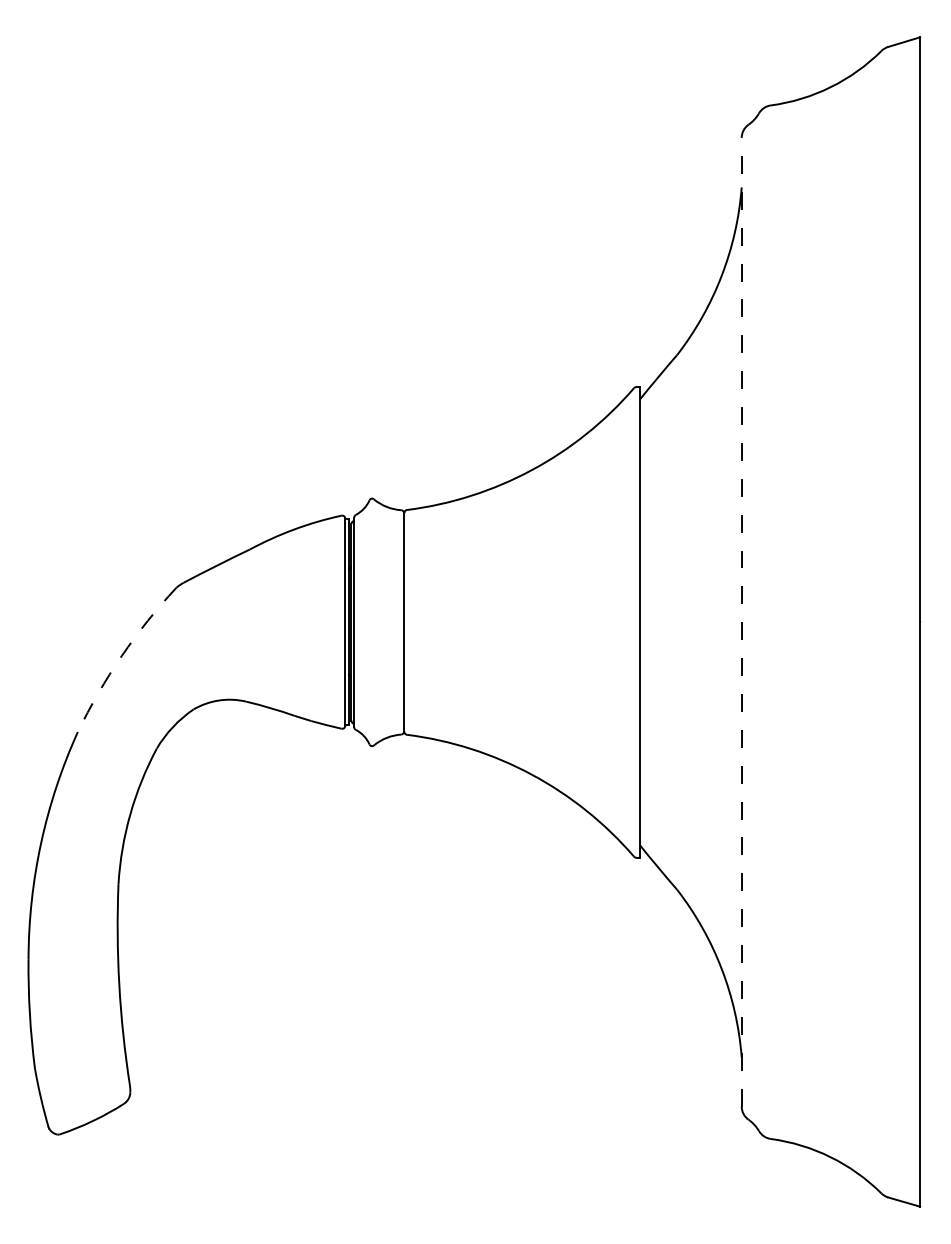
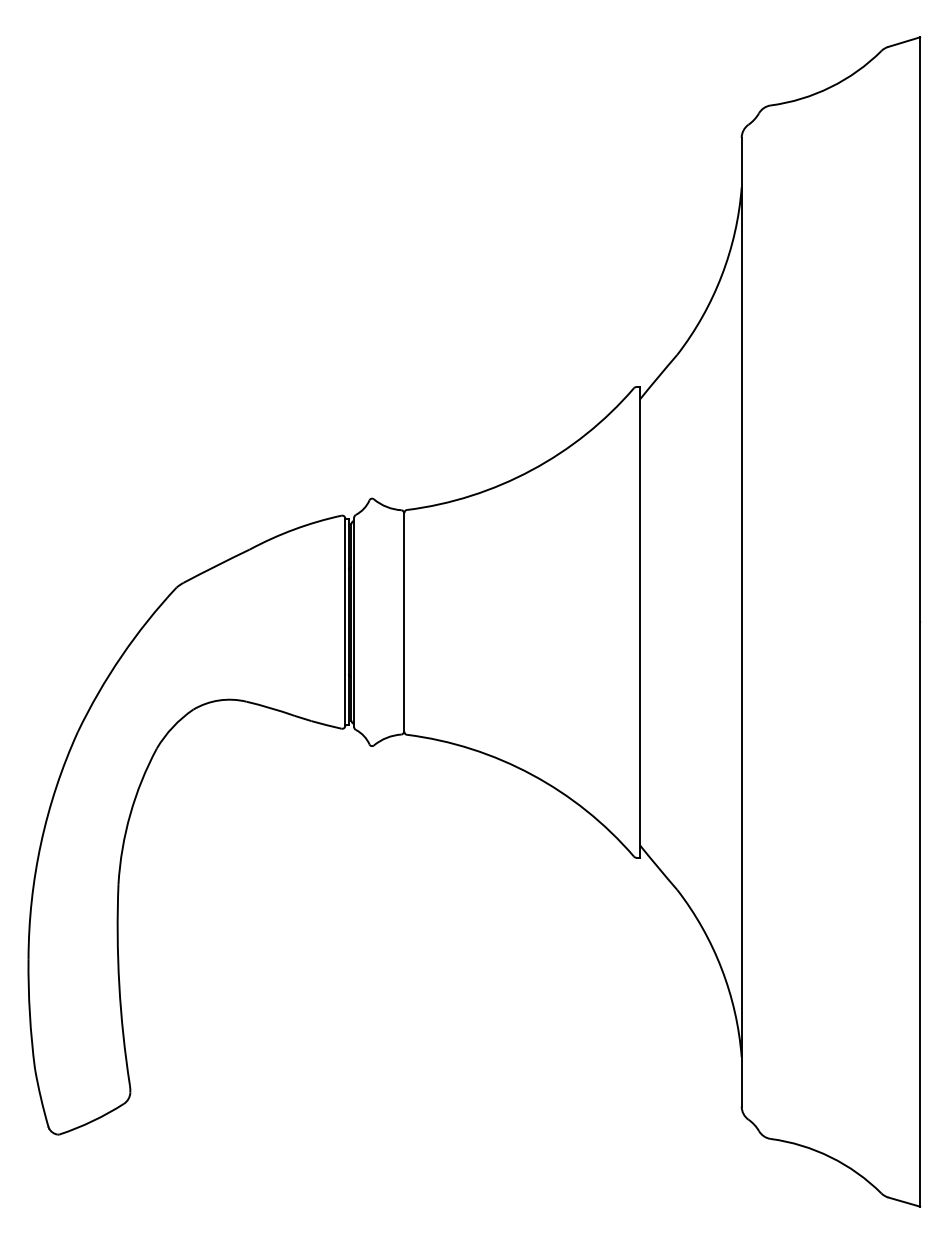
line: dashed -> solid (741, 621)
arc: dashed -> solid (121, 656)
